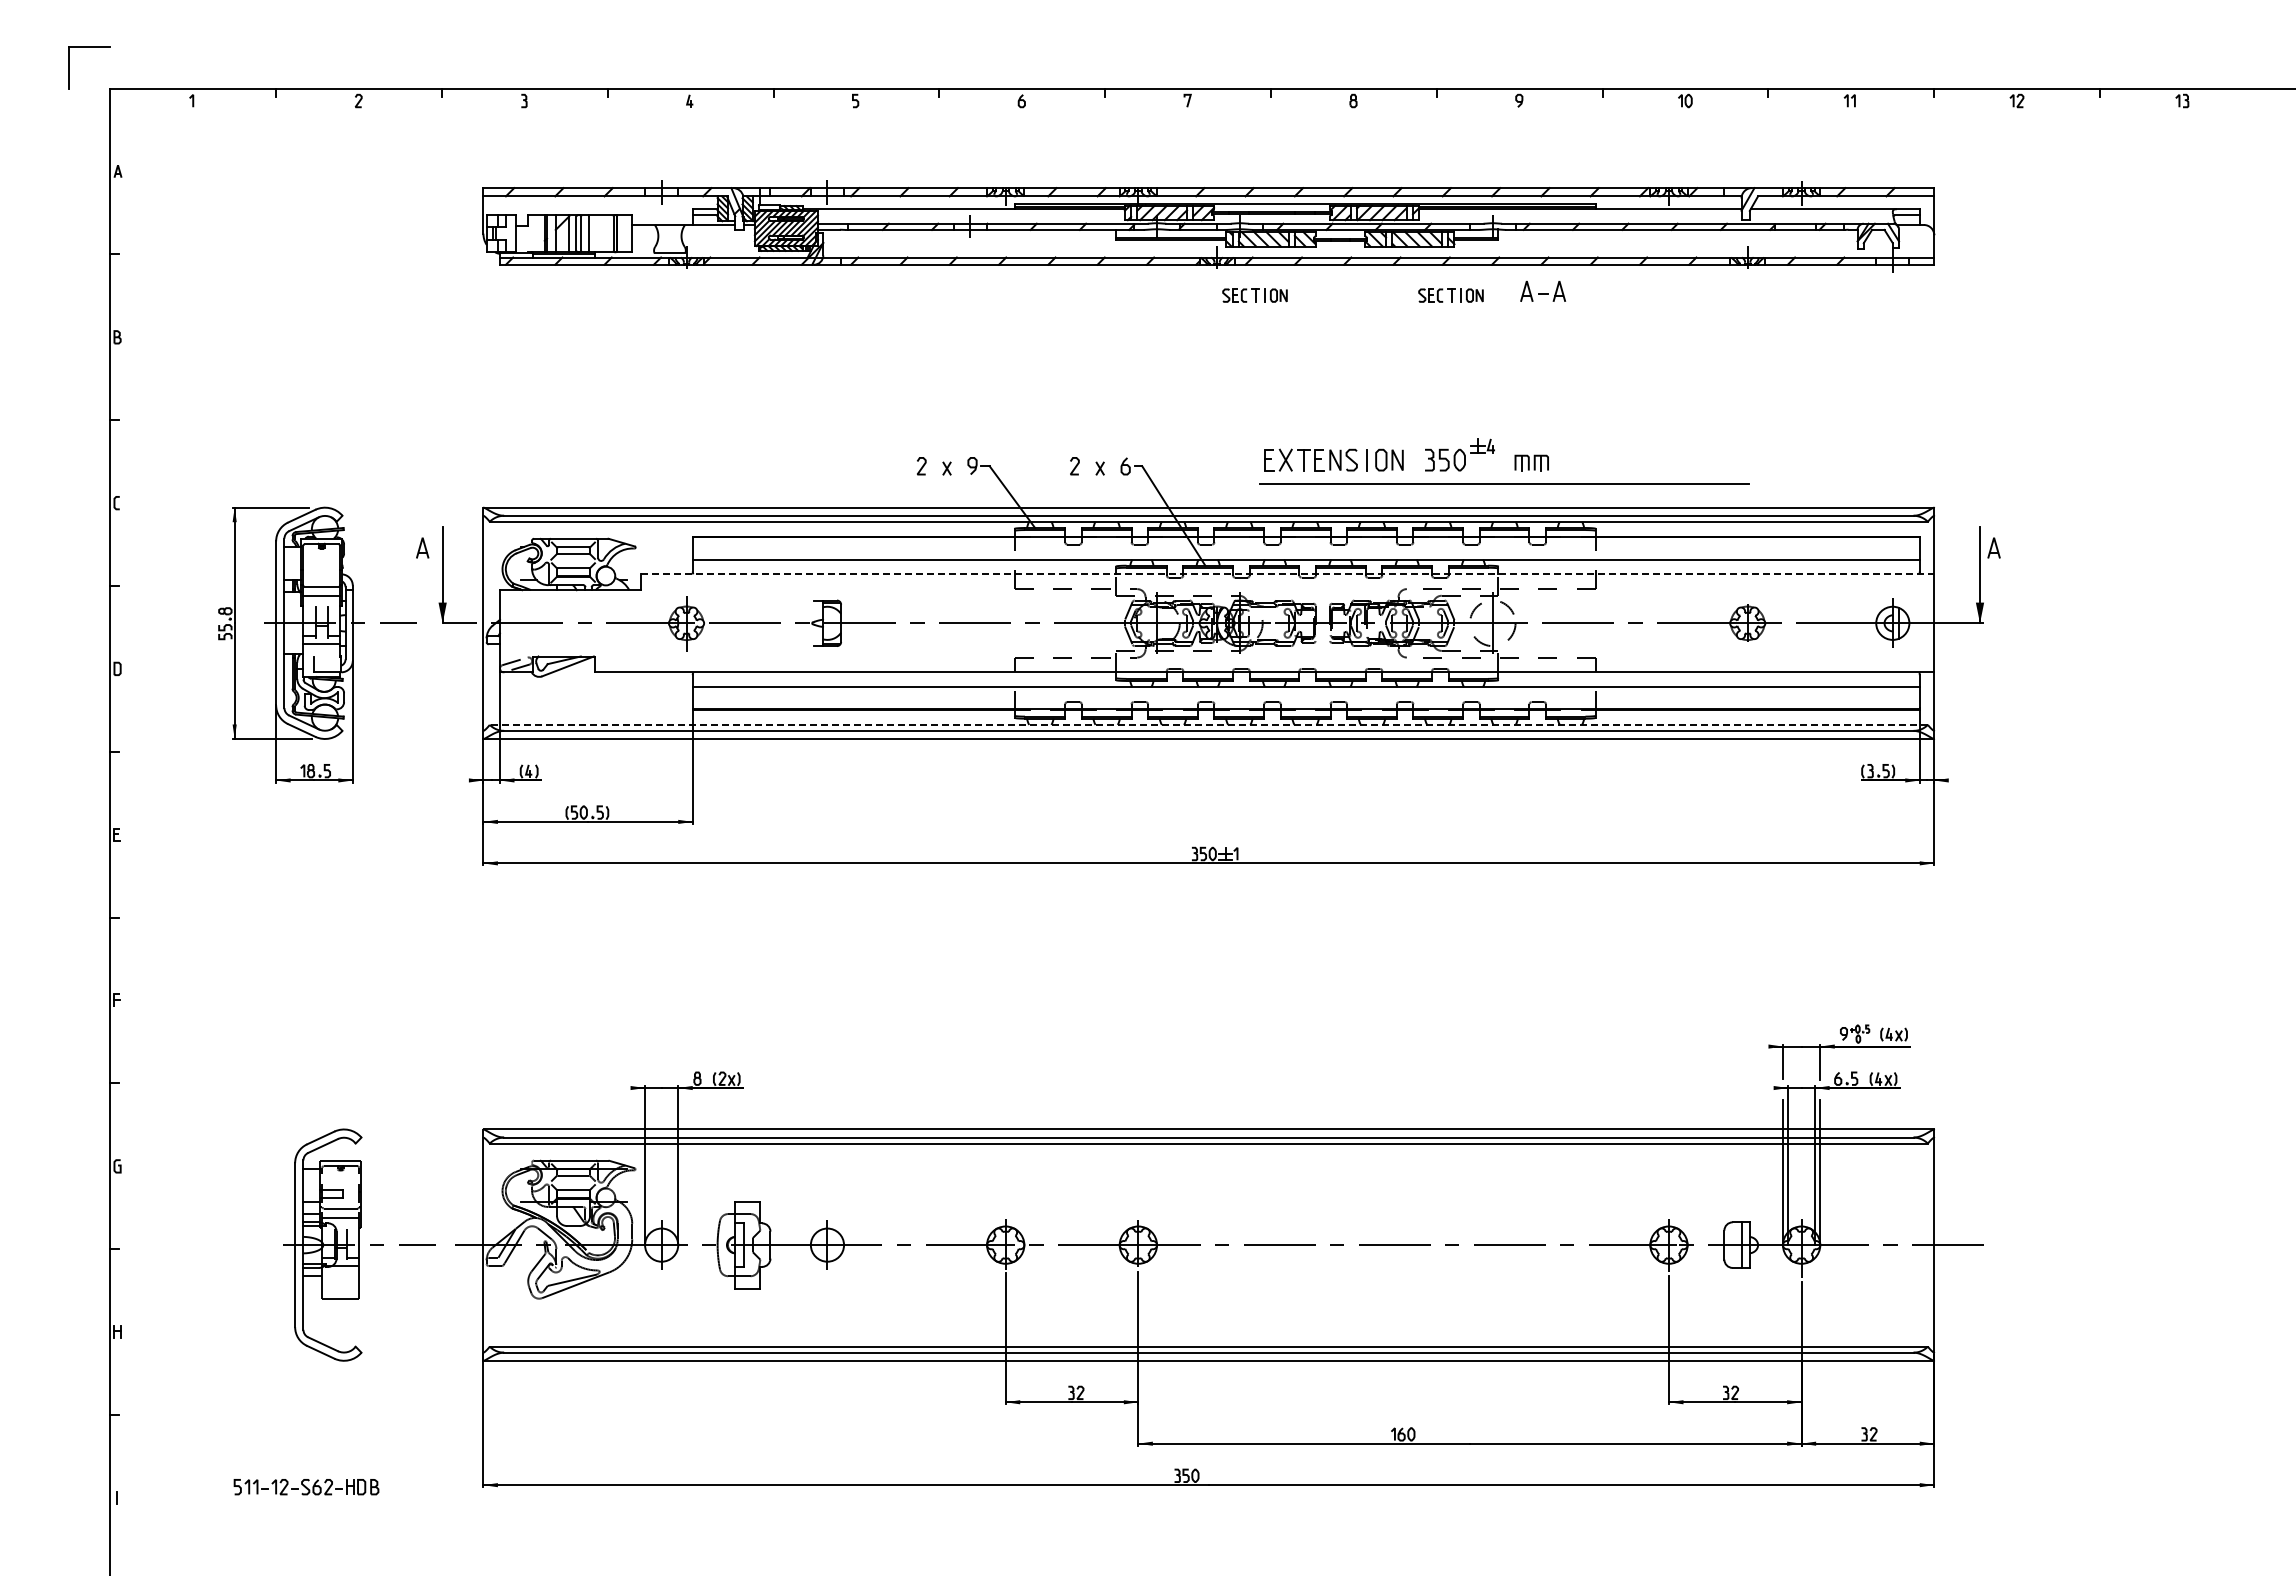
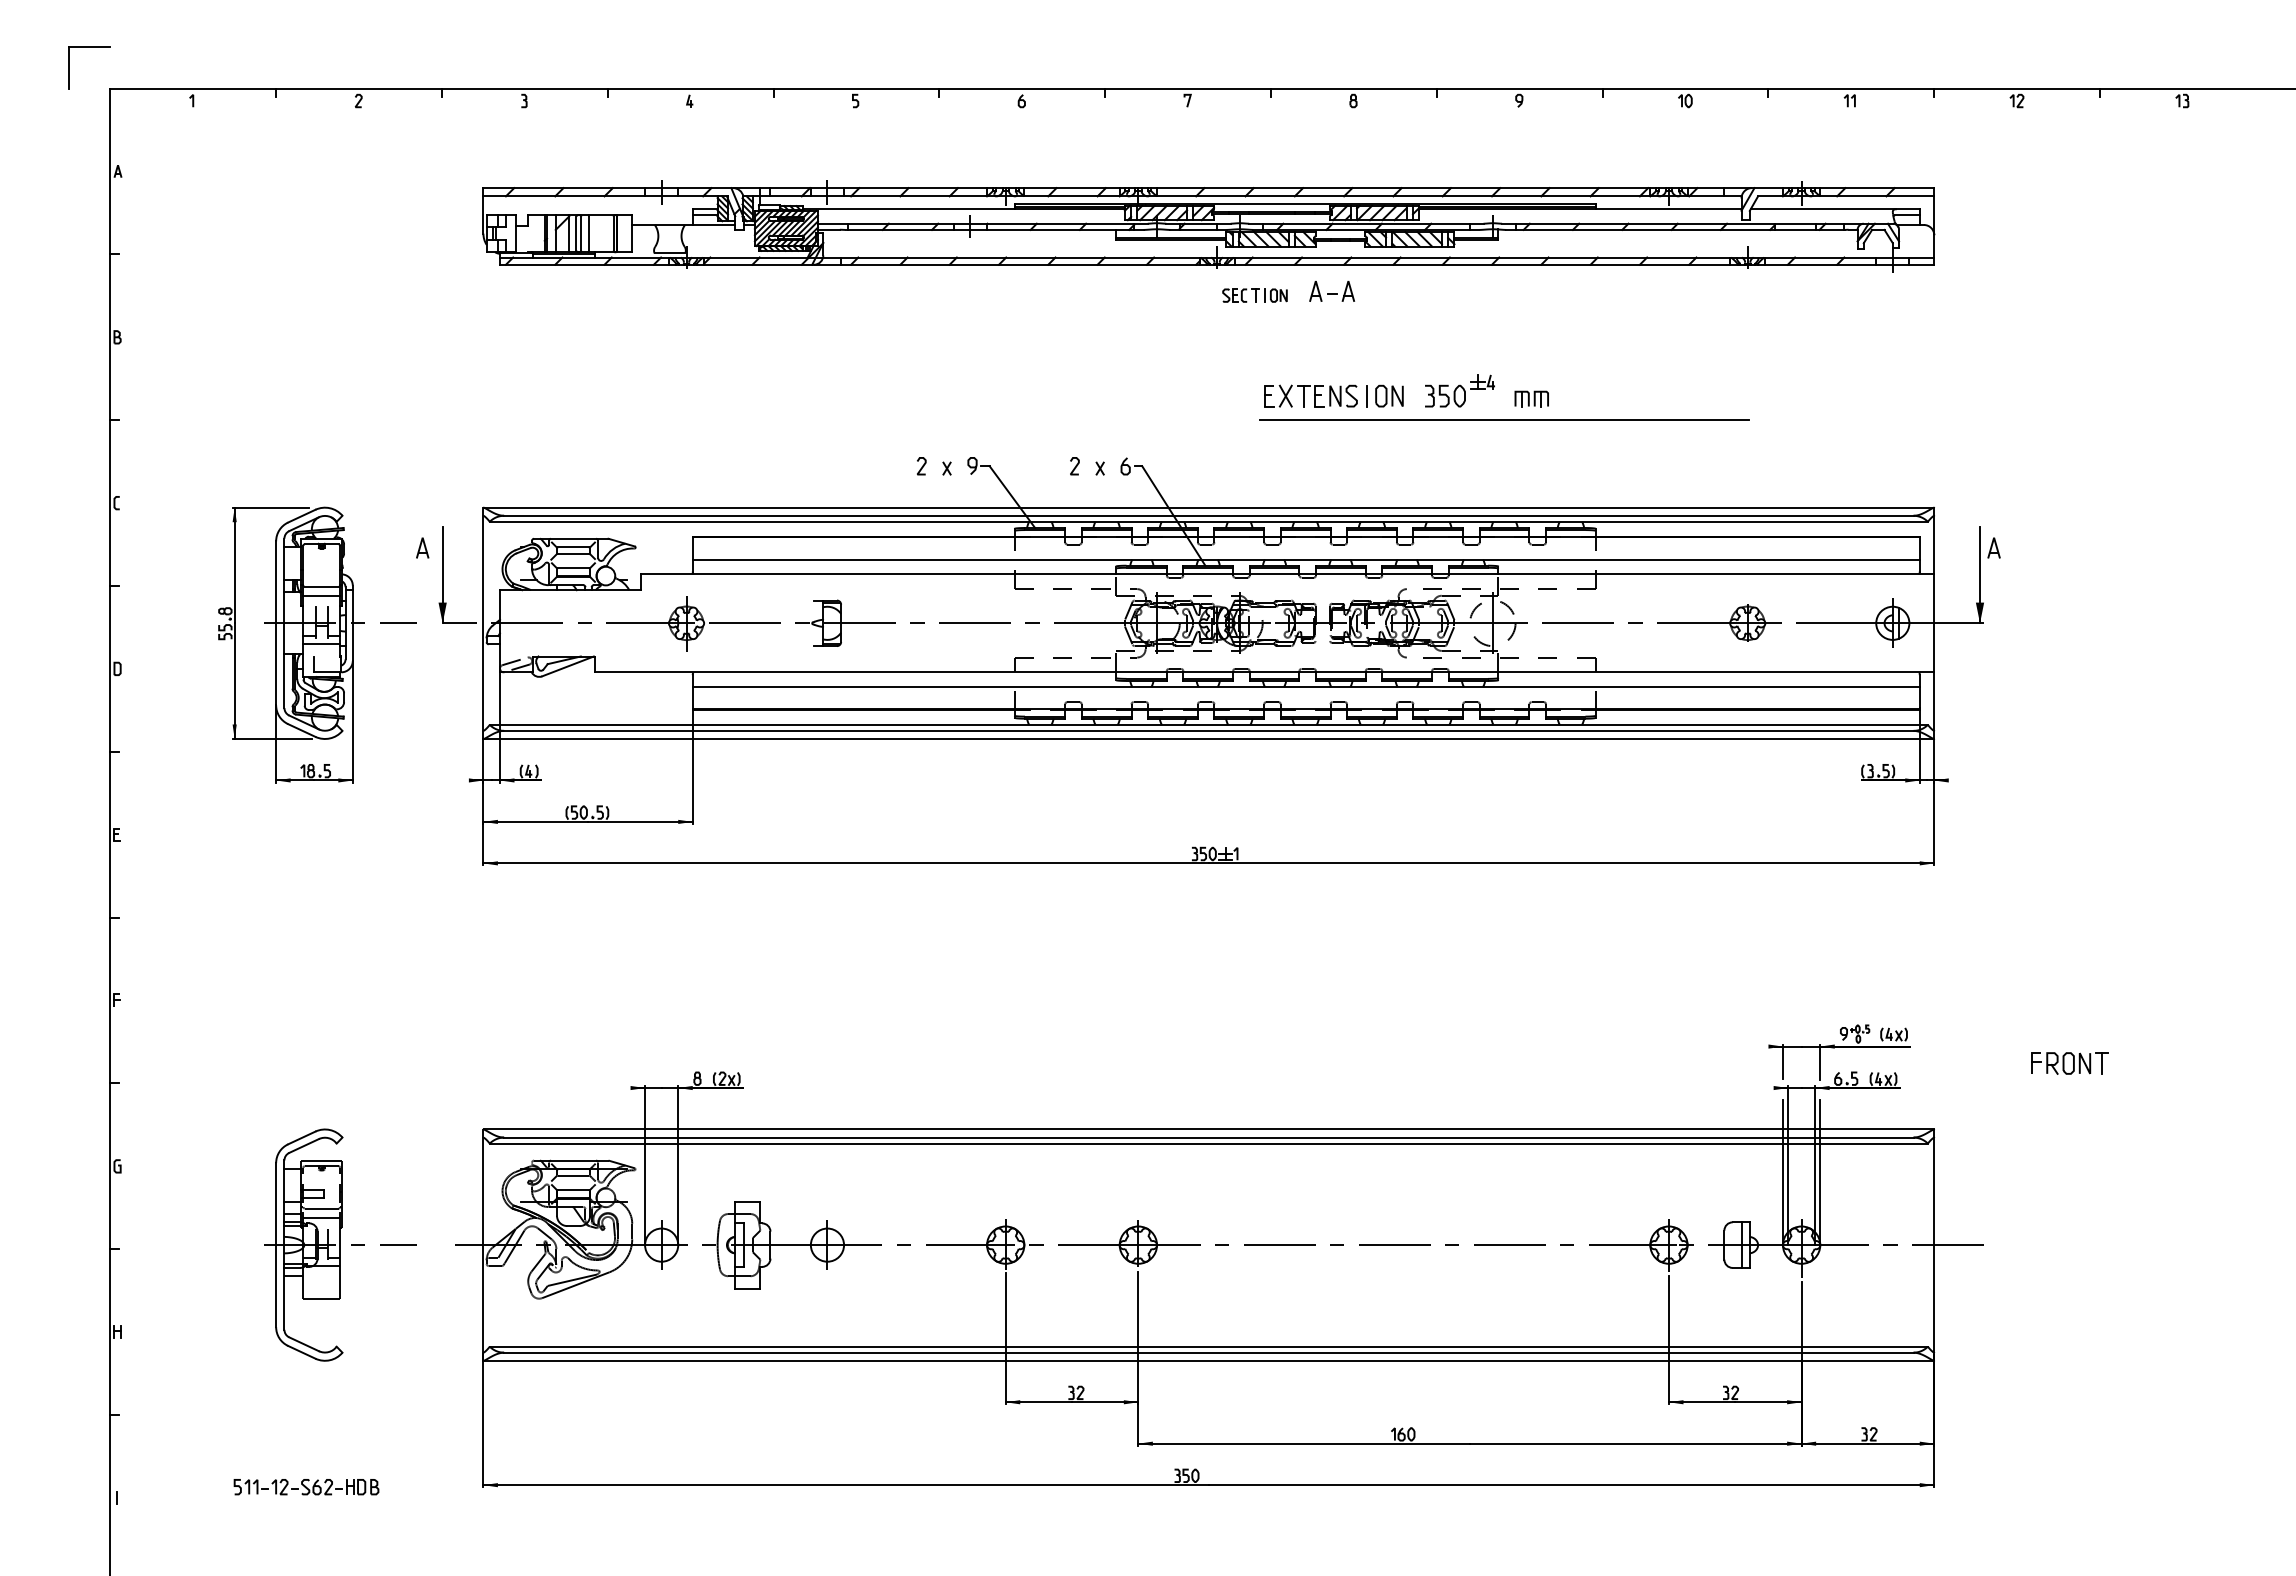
part position: (1543, 290) -> (1332, 290) (1332, 290)
part: present -> none (1450, 295)
part position: (1514, 461) -> (1514, 397) (1514, 397)
line: dashed -> solid (1287, 574)
line: dashed -> solid (1208, 724)
part: none -> present (2069, 1063)
part position: (359, 1244) -> (340, 1244) (340, 1244)
